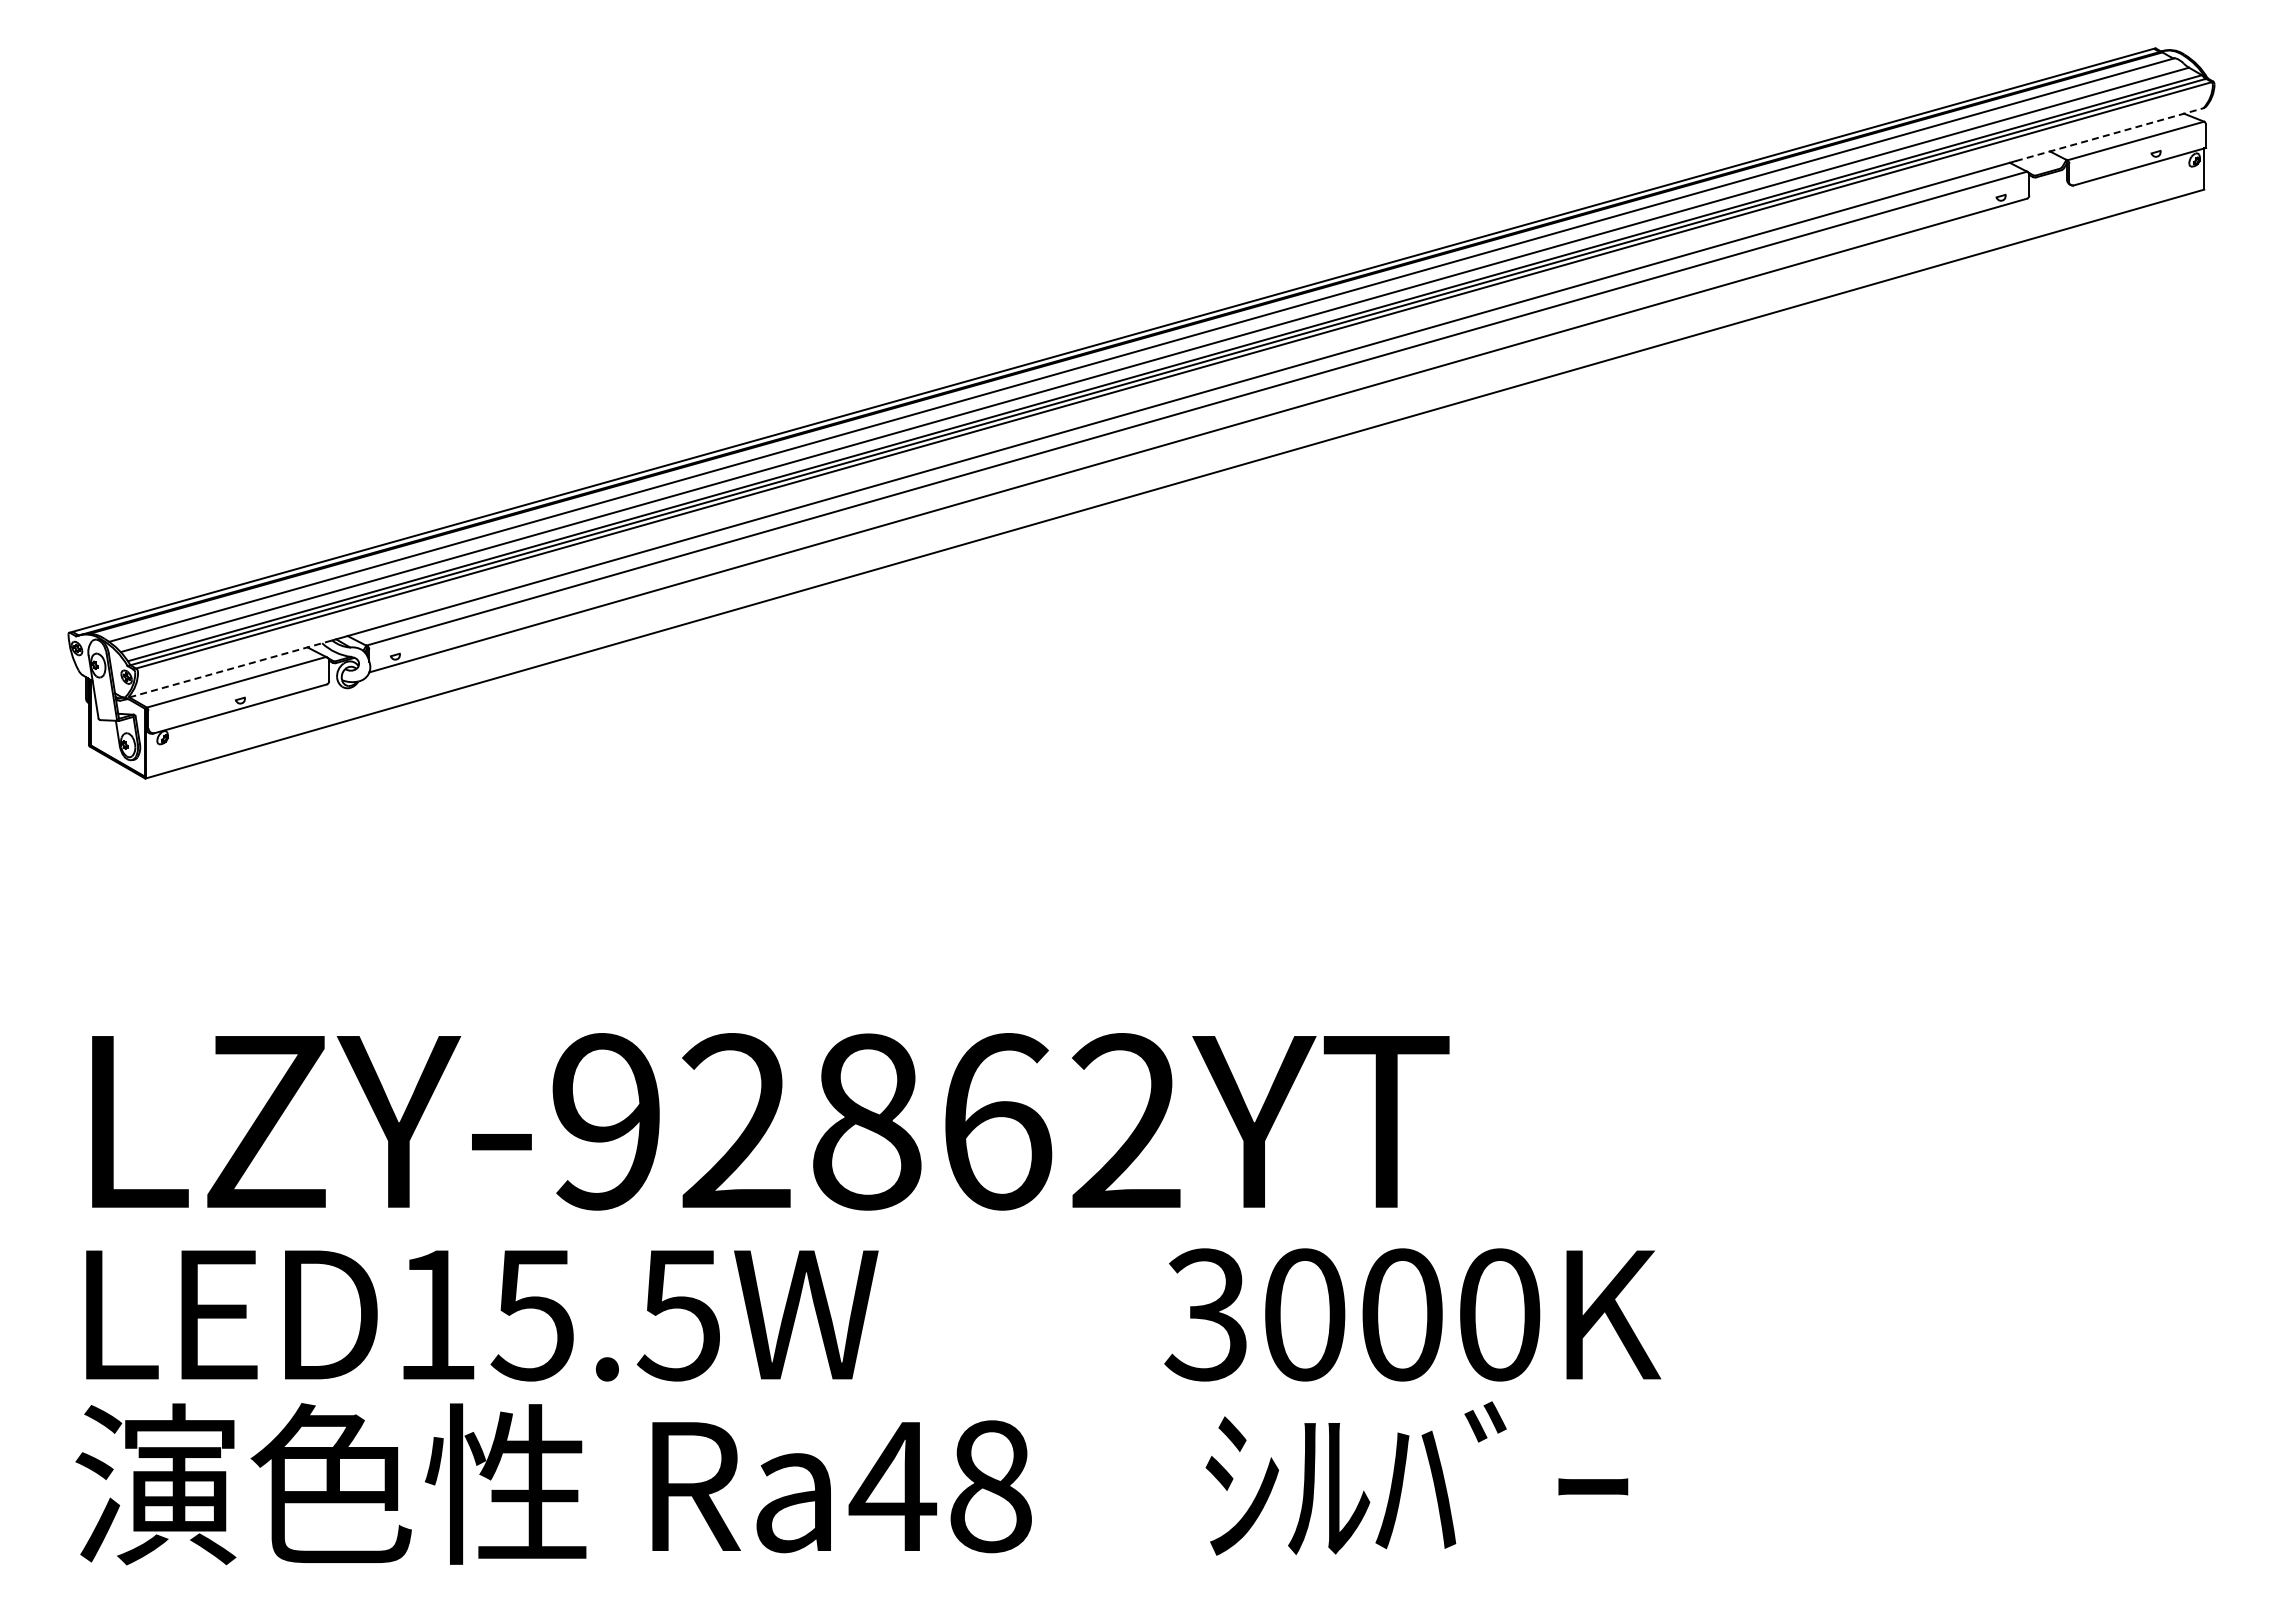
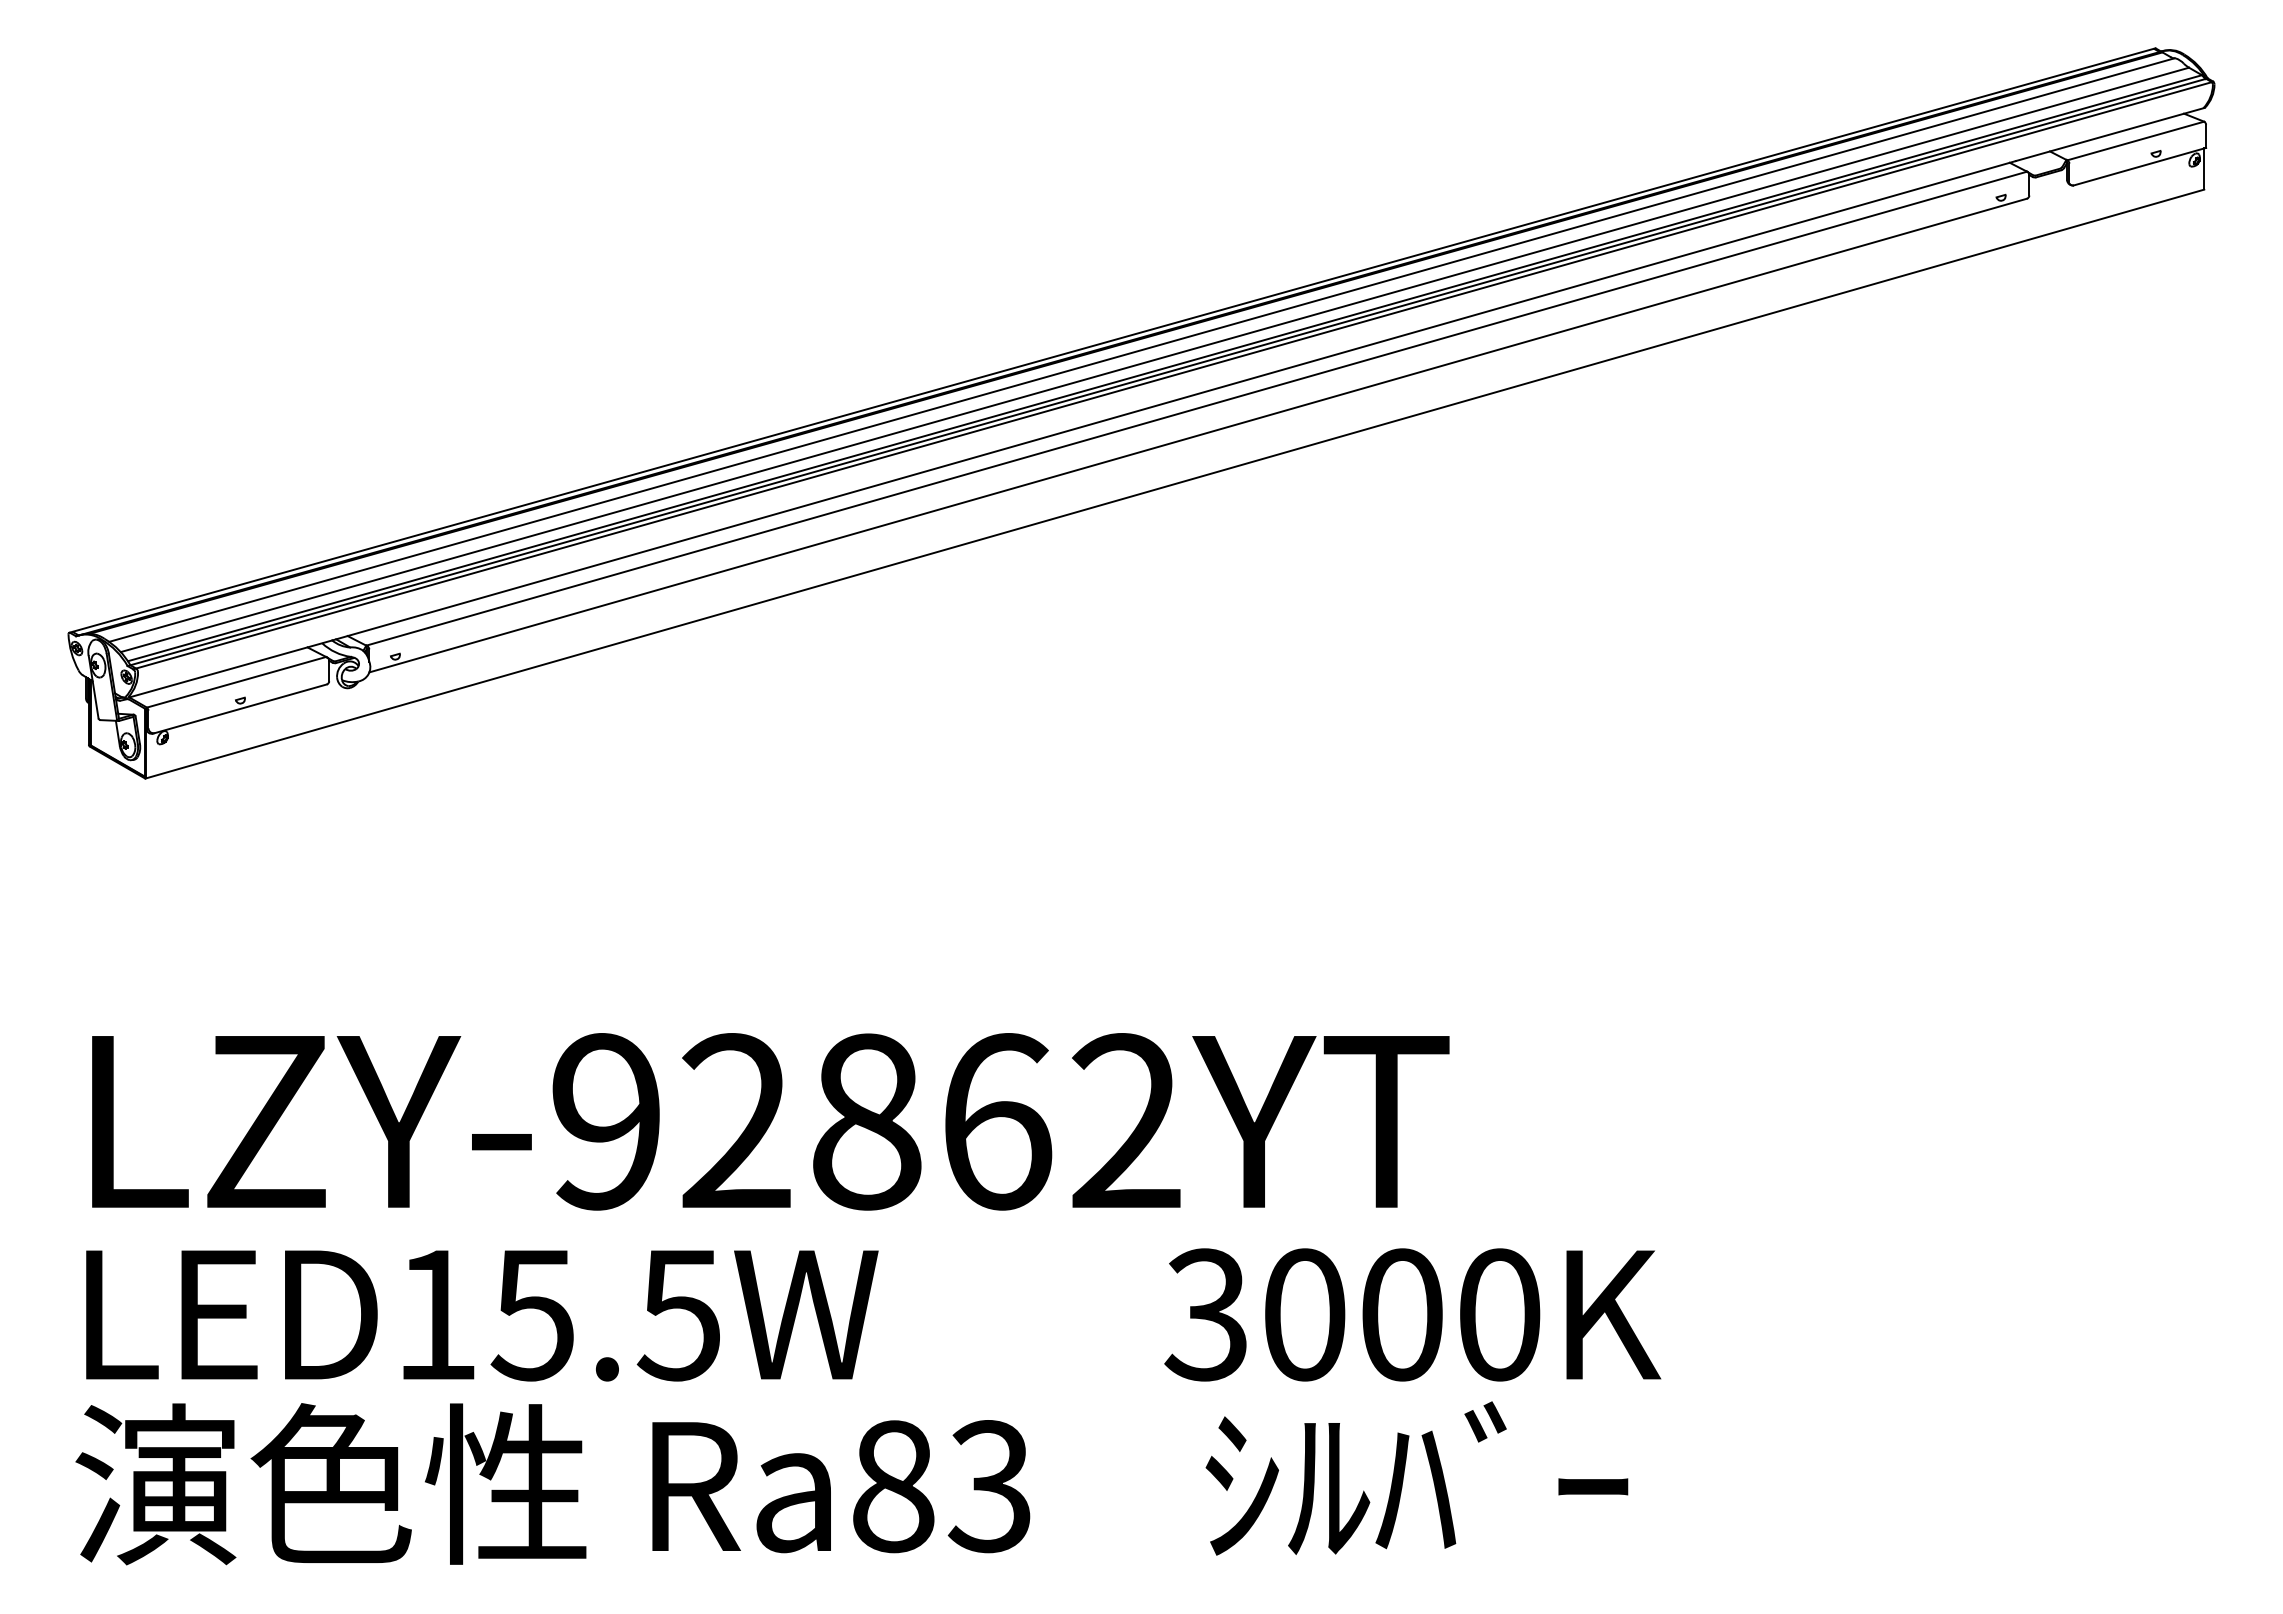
line: dashed -> solid (2110, 134)
line: dashed -> solid (231, 668)
text: Ra48 -> Ra83 (939, 1486)
